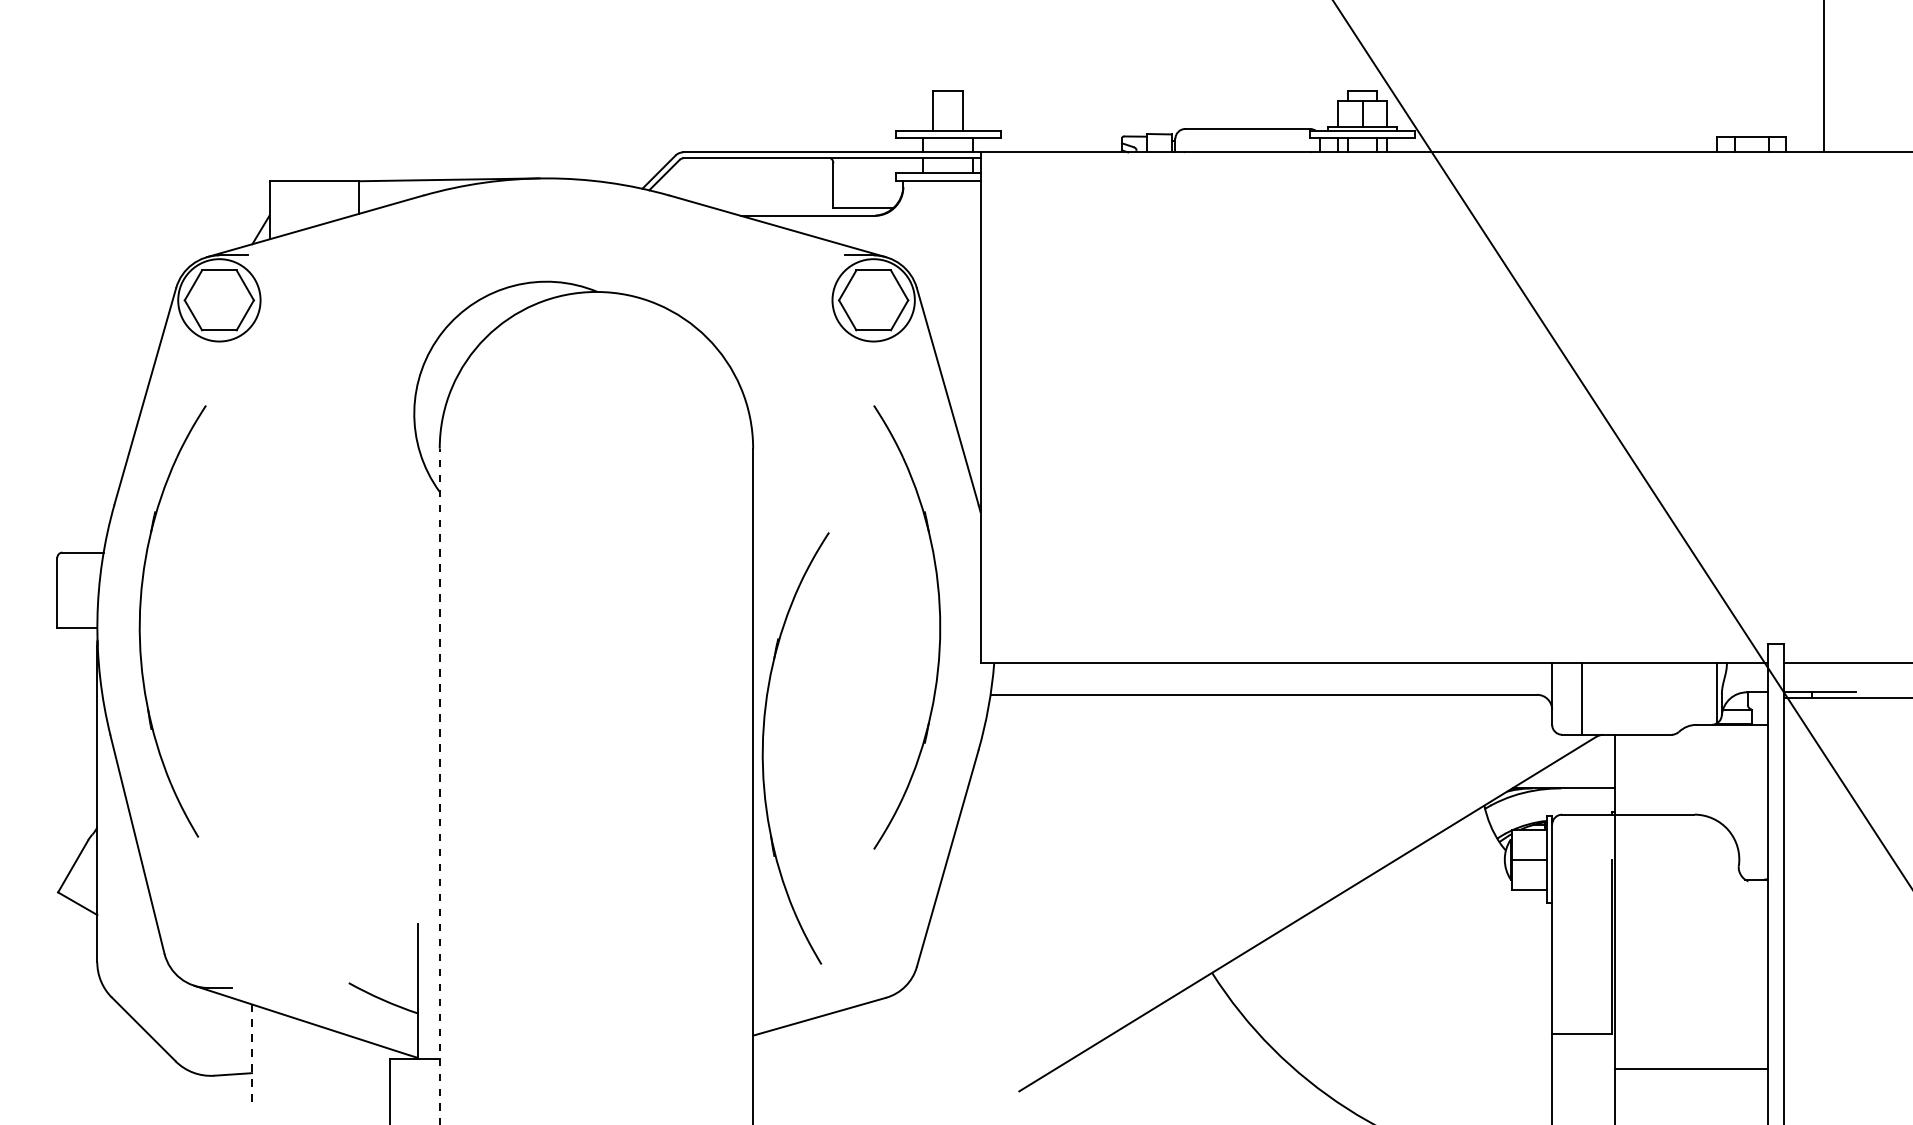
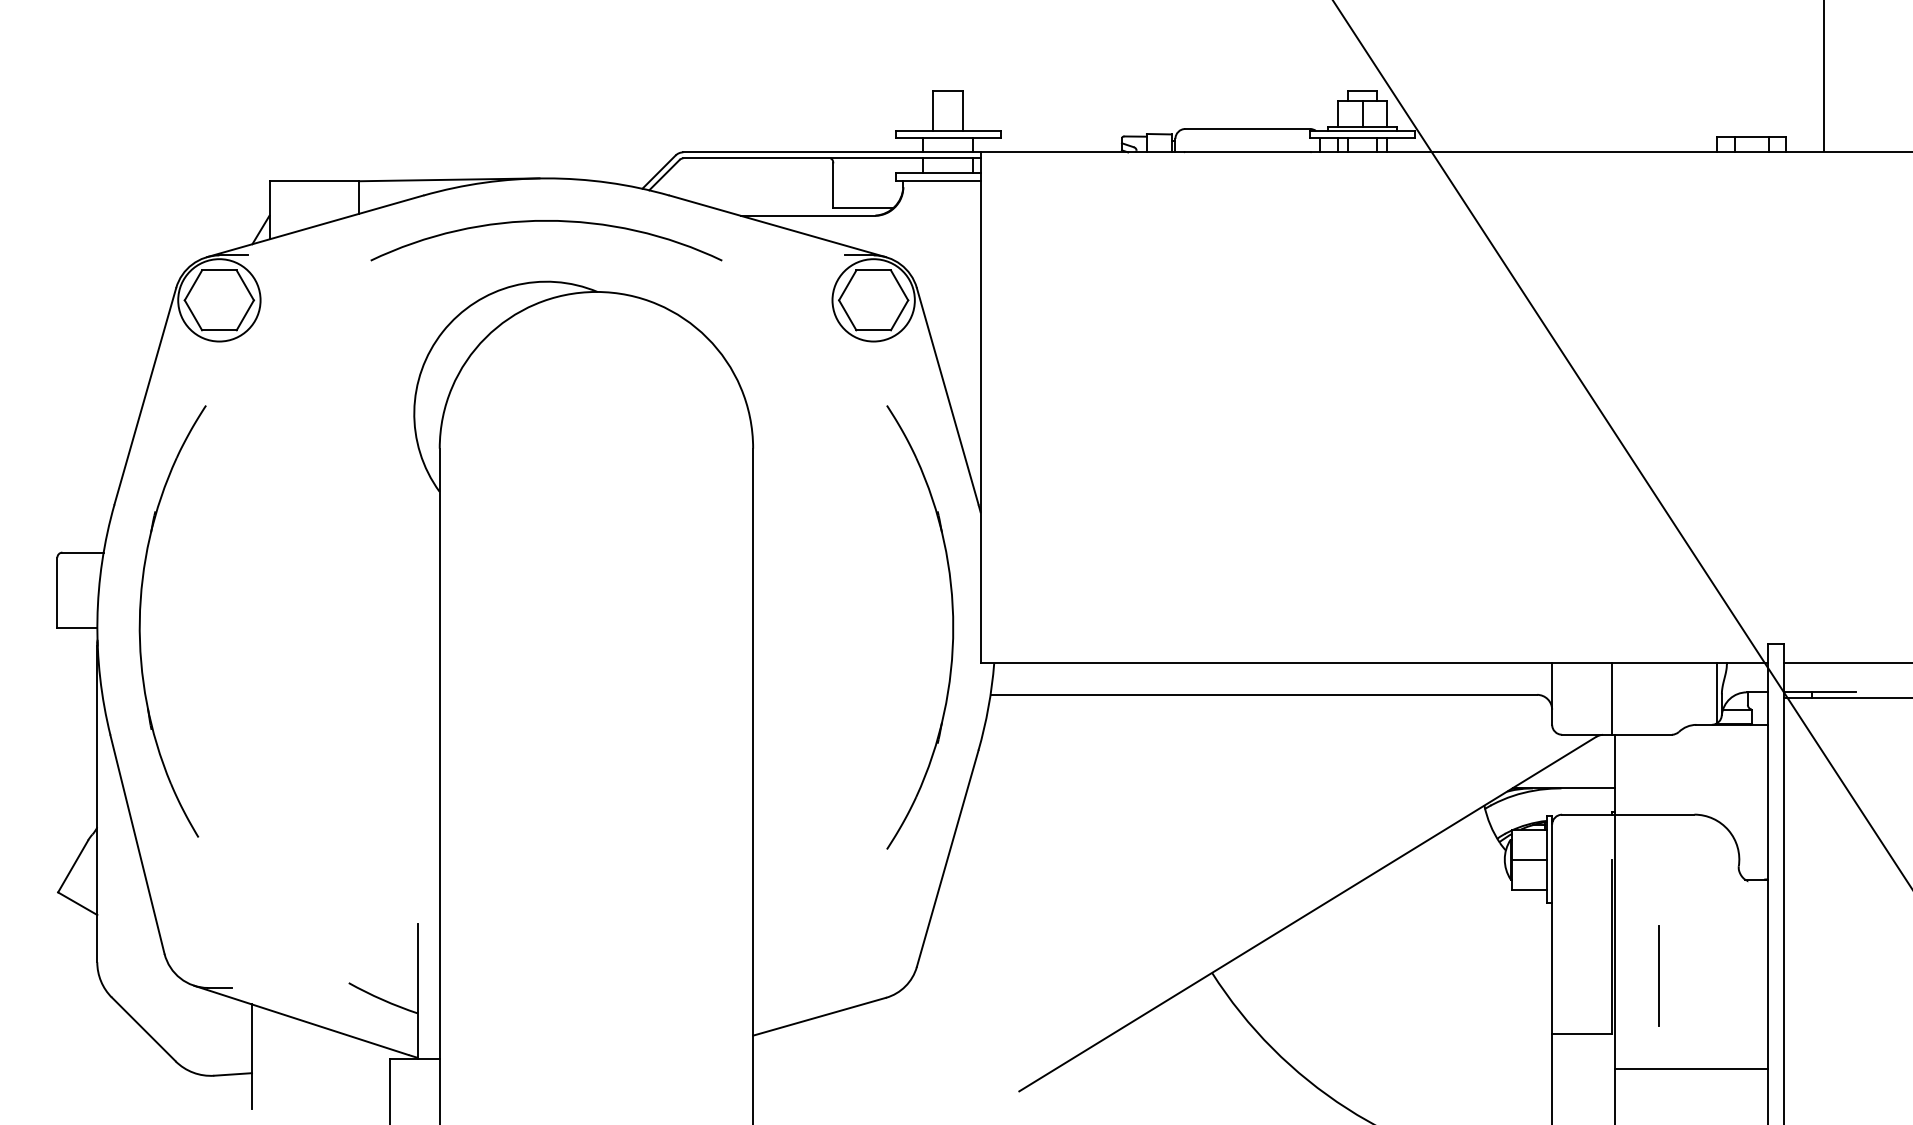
arc: none -> present (546, 221)
part position: (939, 627) -> (952, 627) (952, 627)
line position: (1582, 698) -> (1612, 698) (1612, 698)
part: present -> none (763, 748)
line: dashed -> solid (439, 786)
line: none -> present (1659, 975)
line: dashed -> solid (252, 1057)
